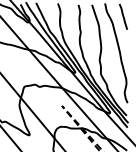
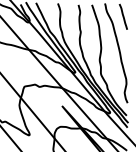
line: dashed -> solid (62, 105)
